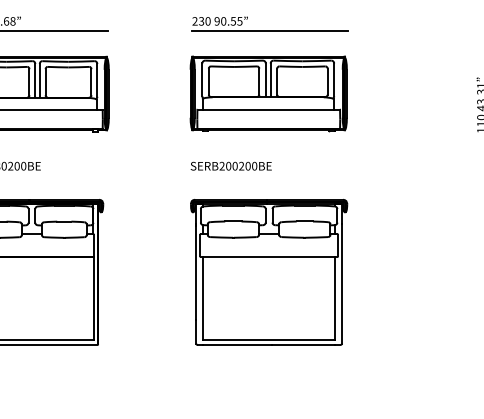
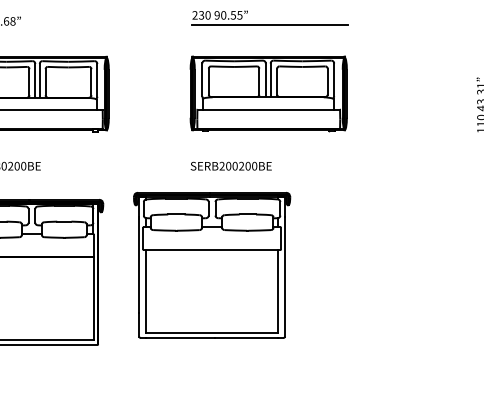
line: present -> none (54, 30)
part position: (269, 30) -> (269, 24) (269, 24)
part position: (269, 272) -> (212, 265) (212, 265)
